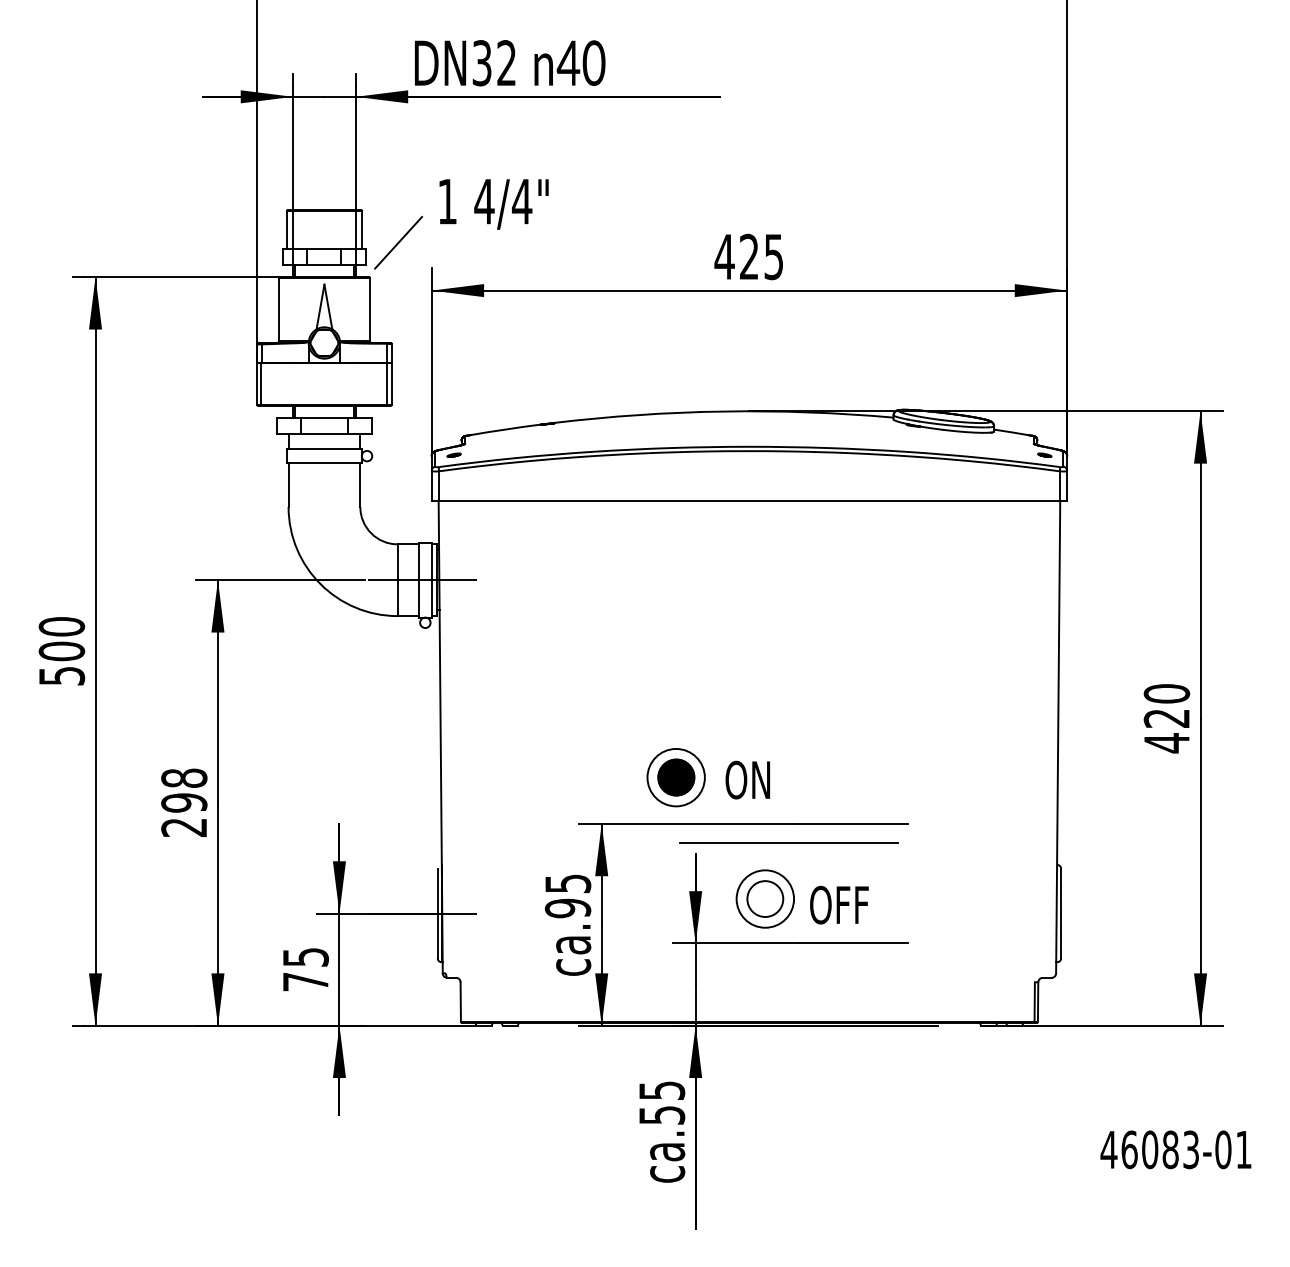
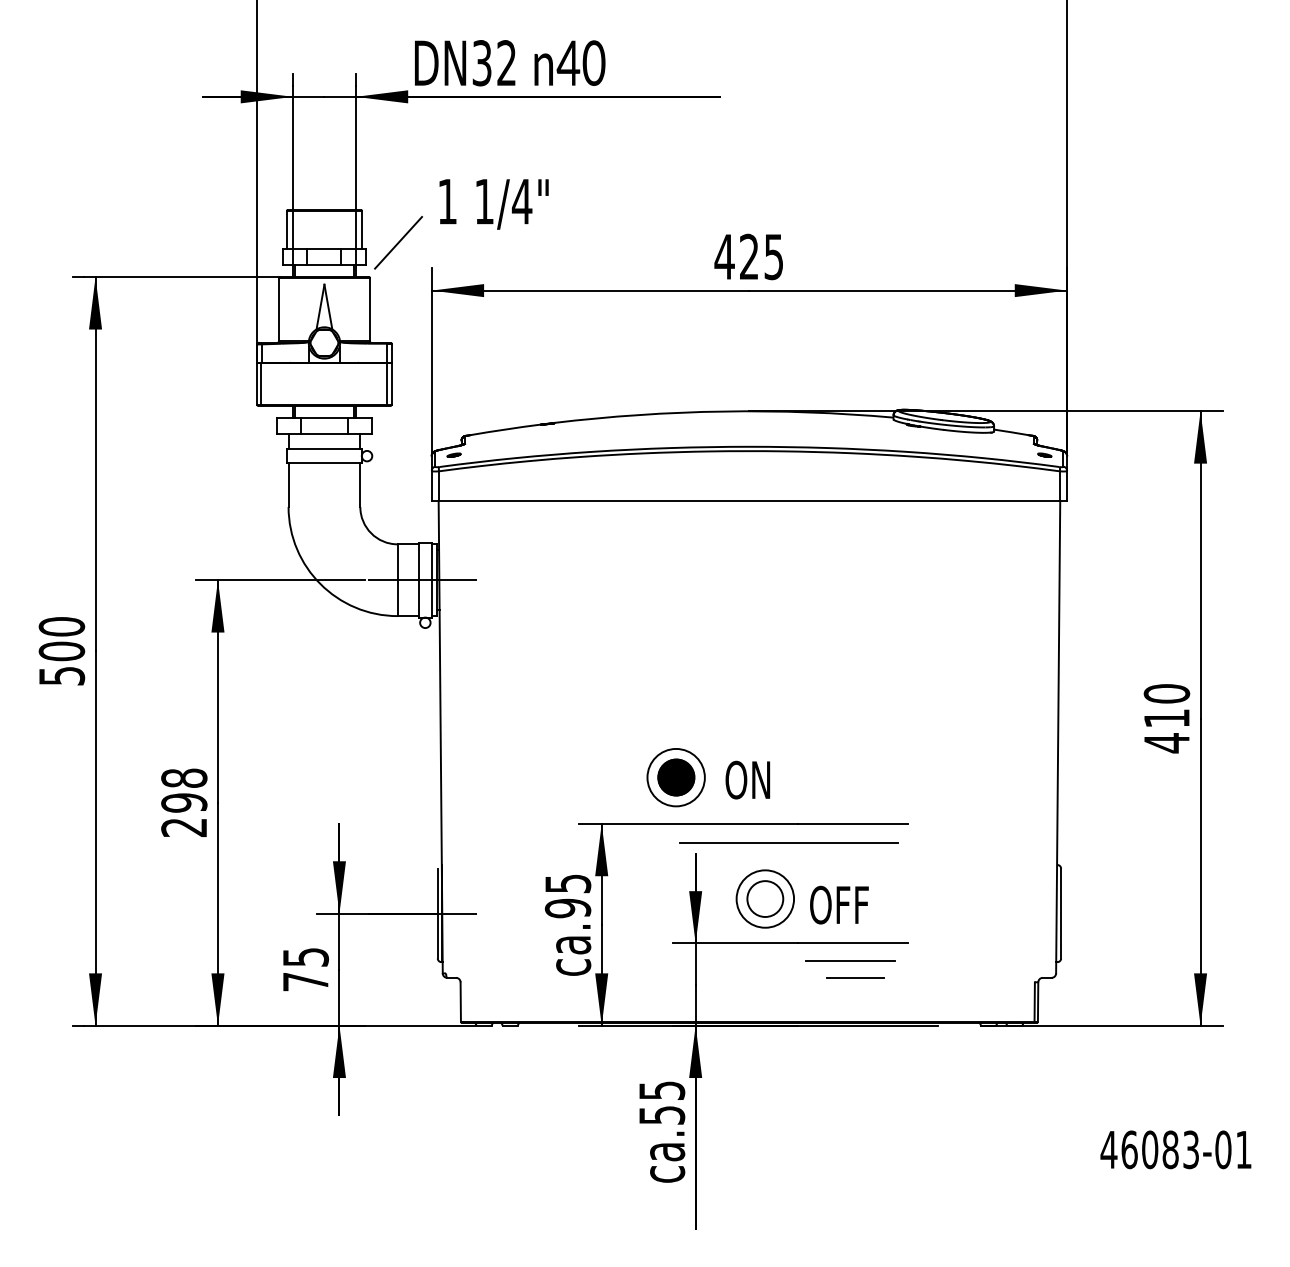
text: 4/4" -> 1/4" (484, 201)
text: 420 -> 410 (1166, 718)
line: none -> present (850, 960)
line: none -> present (855, 977)
